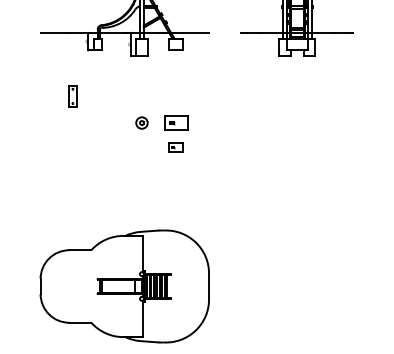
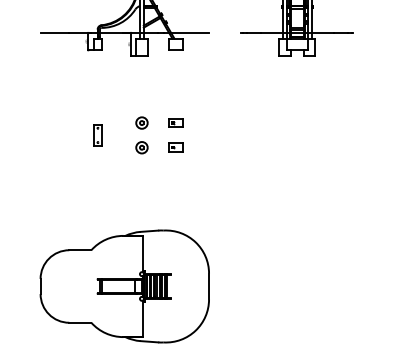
part position: (72, 96) -> (97, 135) (97, 135)
part size: 25x16 px -> 16x10 px (175, 122)
part: none -> present (141, 147)
